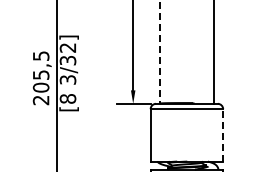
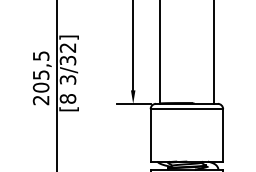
line: dashed -> solid (160, 52)
line: dashed -> solid (223, 134)
